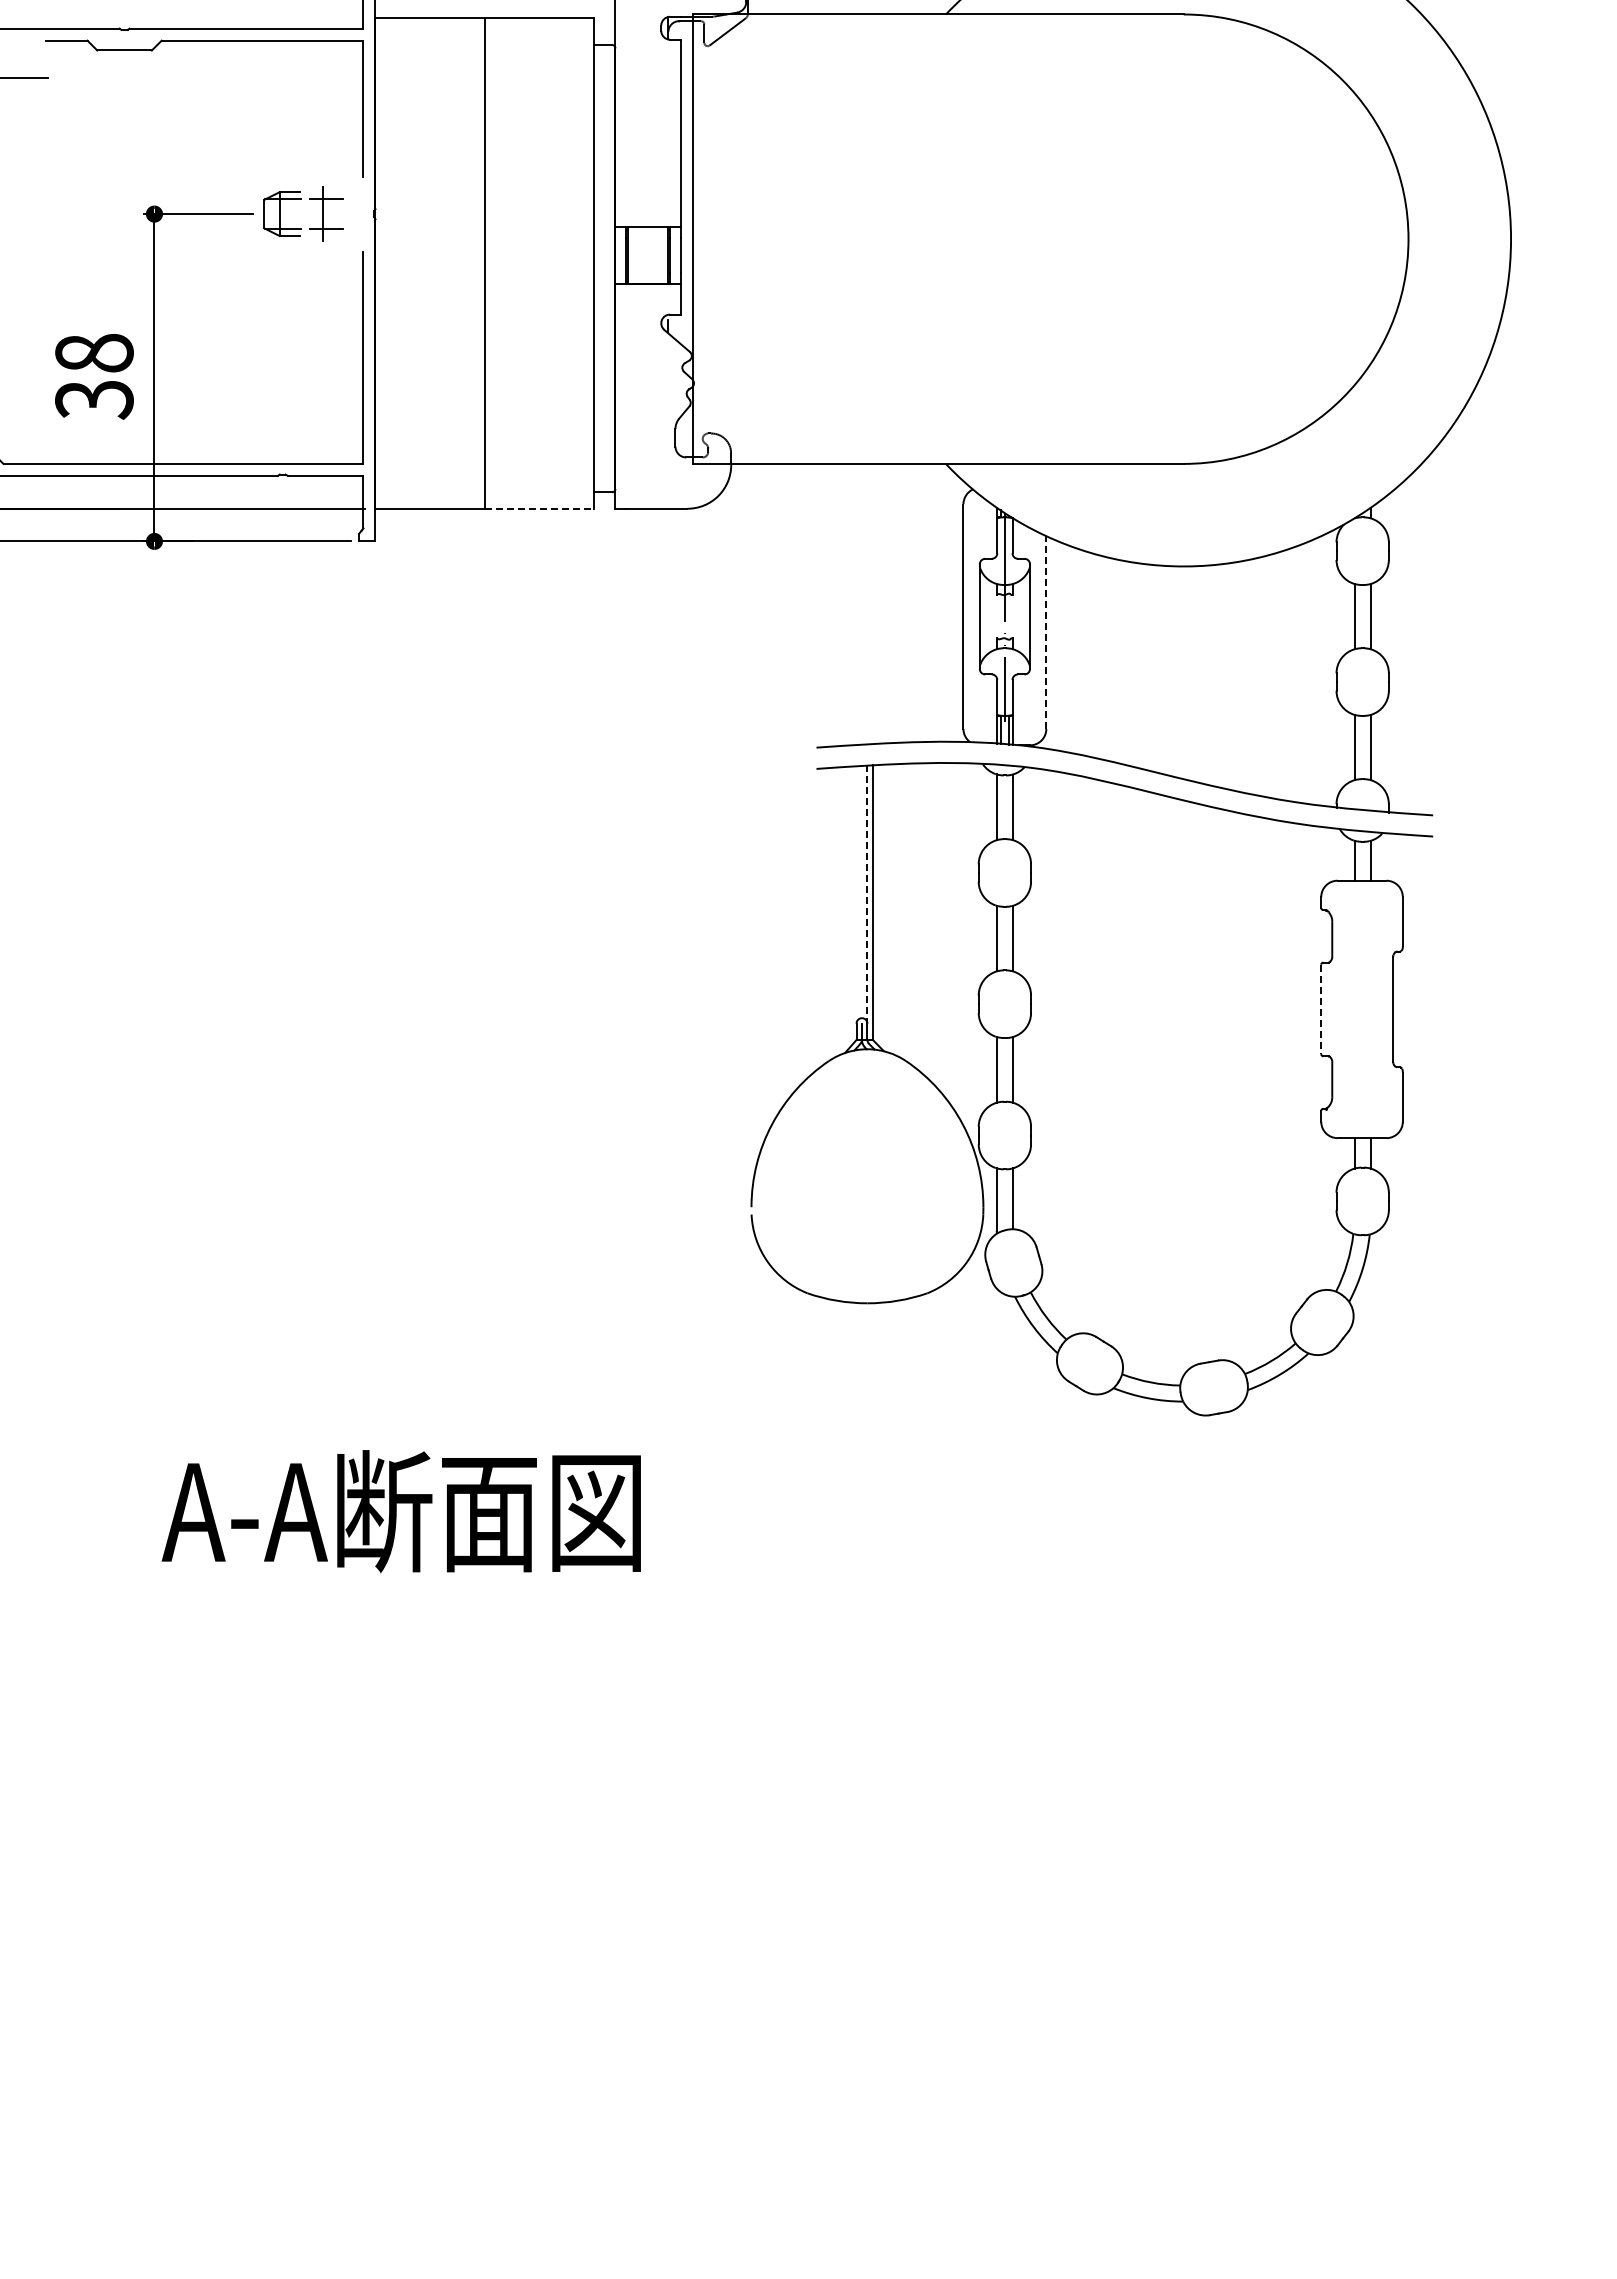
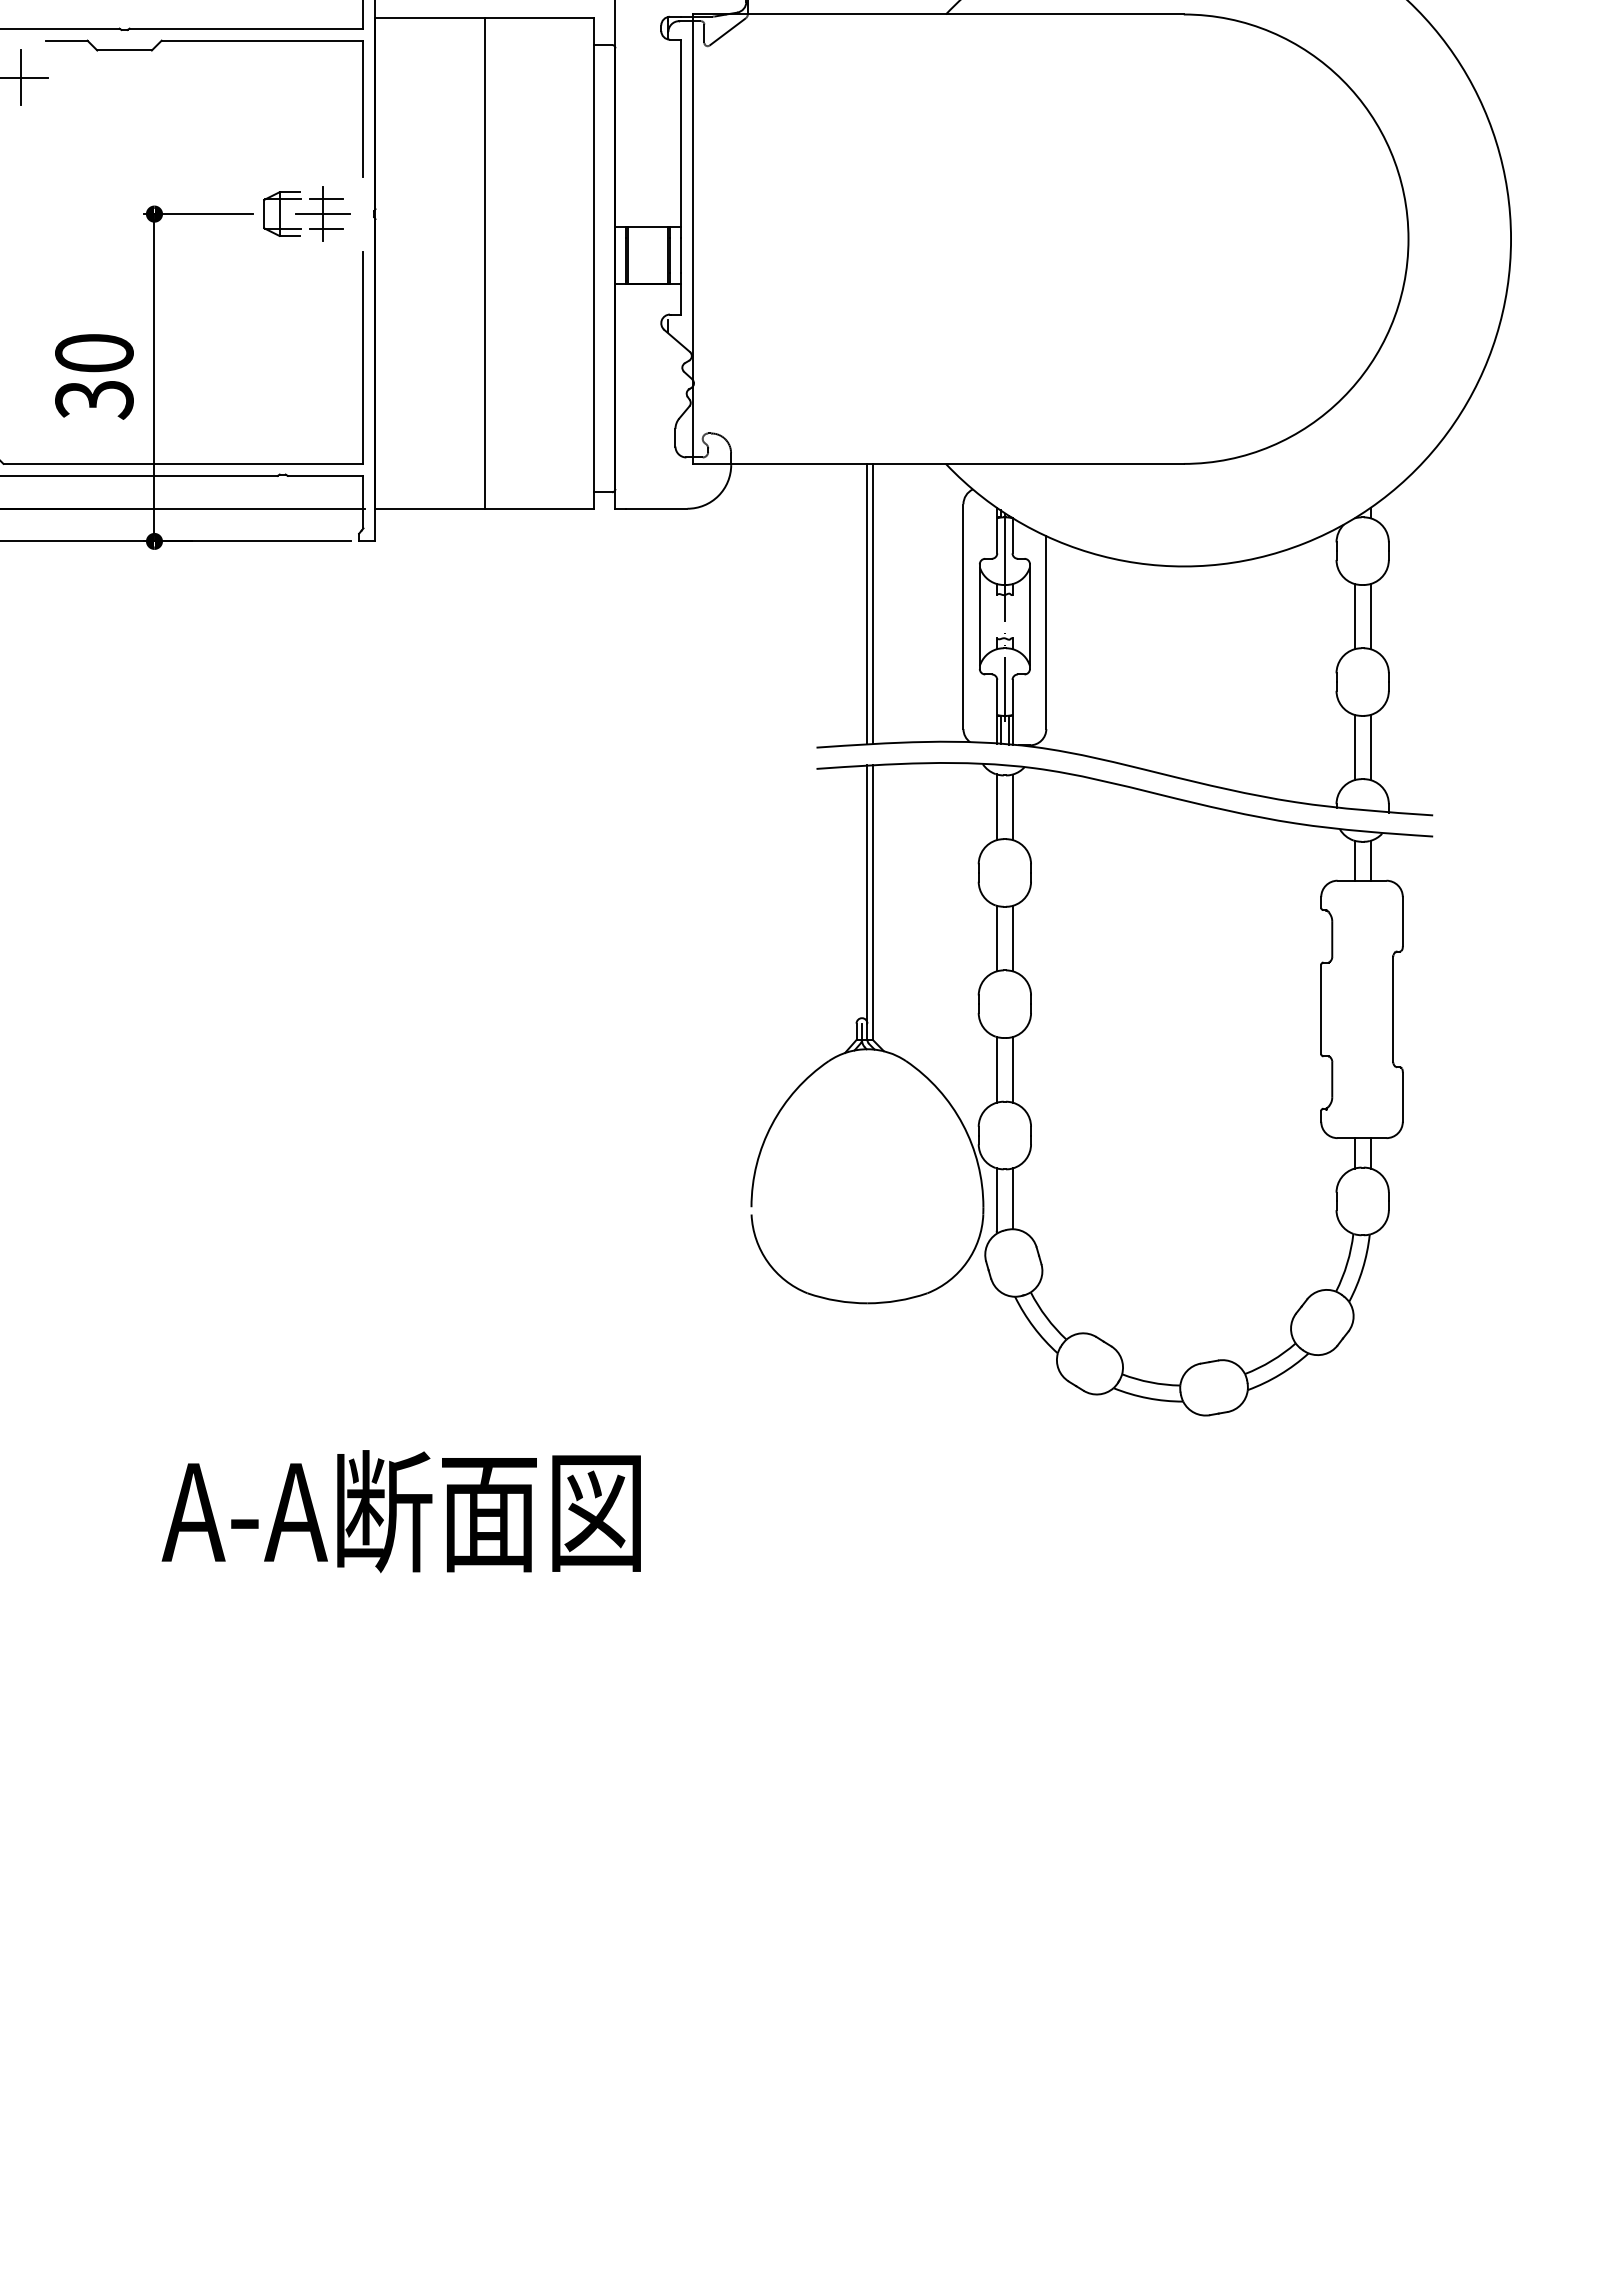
line: none -> present (20, 77)
line: none -> present (322, 214)
text: 38 -> 30 (94, 353)
line: dashed -> solid (539, 508)
line: none -> present (867, 603)
line: none -> present (872, 603)
line: dashed -> solid (1046, 632)
line: dashed -> solid (867, 894)
line: dashed -> solid (1321, 1009)
